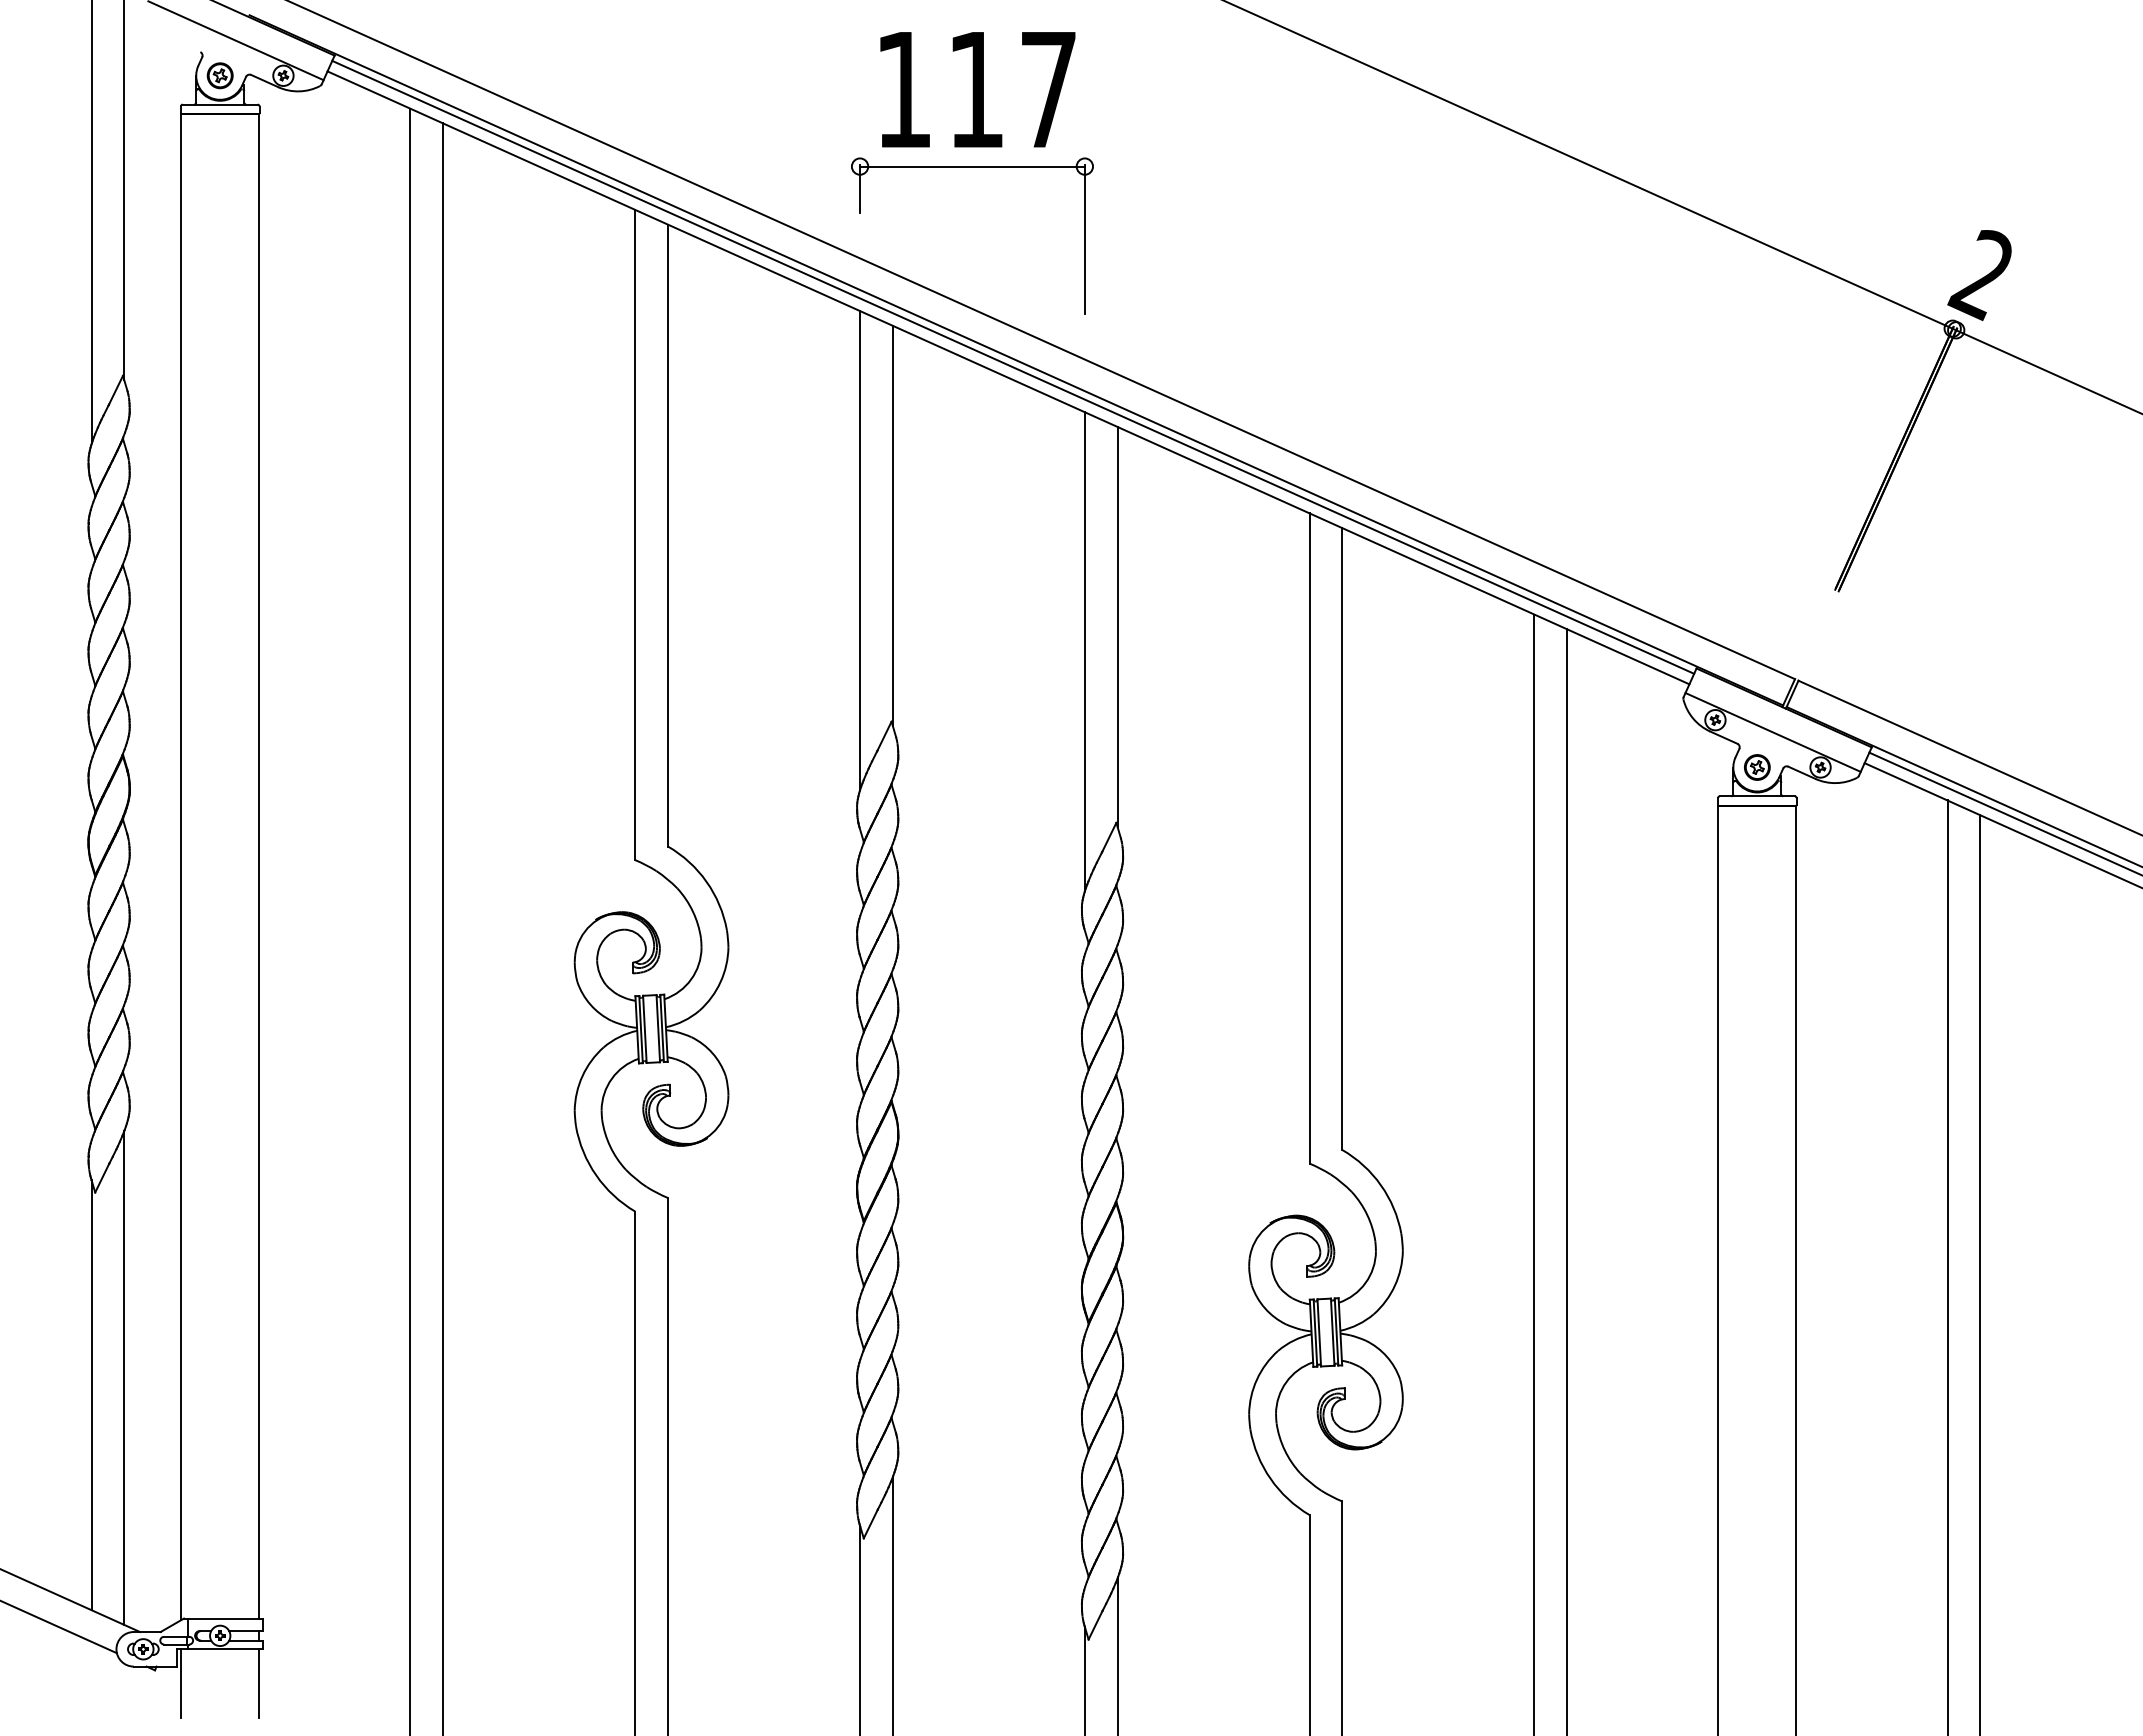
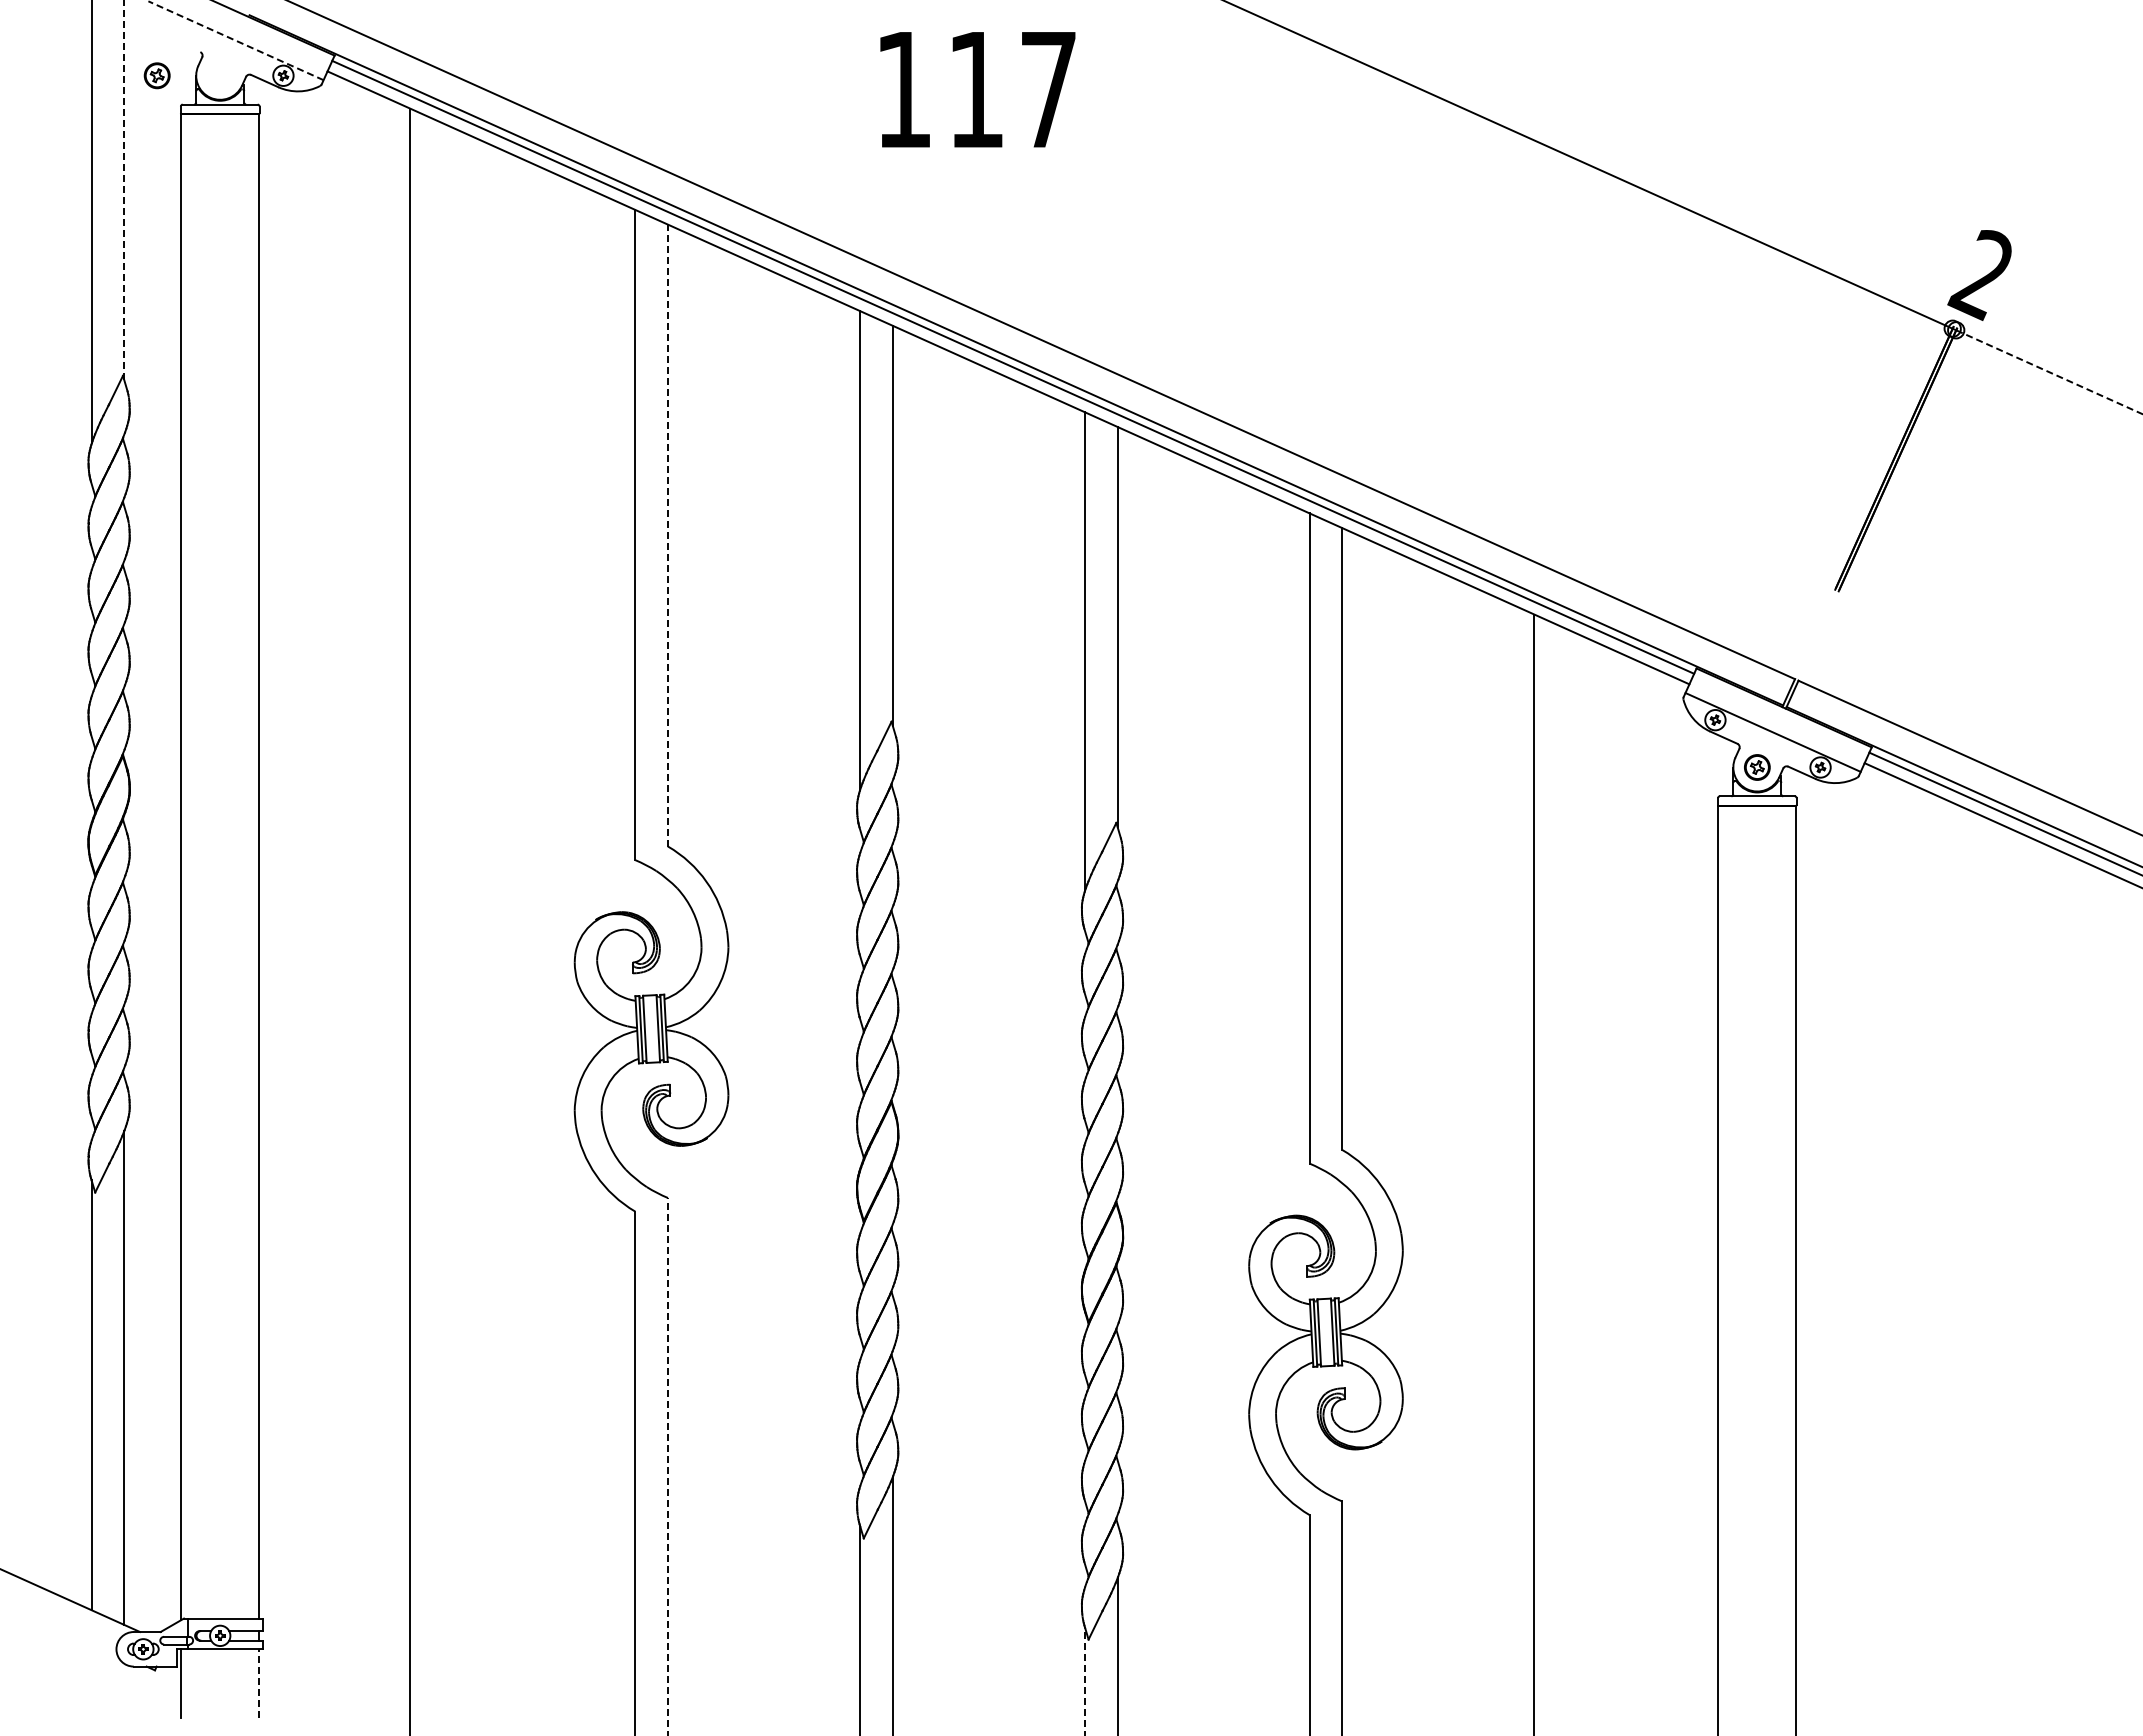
line: solid -> dashed (235, 40)
part position: (219, 75) -> (156, 75) (156, 75)
part: present -> none (972, 167)
line: solid -> dashed (124, 189)
line: solid -> dashed (2049, 372)
line: solid -> dashed (667, 535)
line: present -> none (443, 927)
line: present -> none (1567, 1180)
line: present -> none (1947, 1266)
line: present -> none (1980, 1273)
line: solid -> dashed (667, 1466)
line: present -> none (59, 1627)
line: solid -> dashed (1084, 1680)
line: solid -> dashed (259, 1683)
